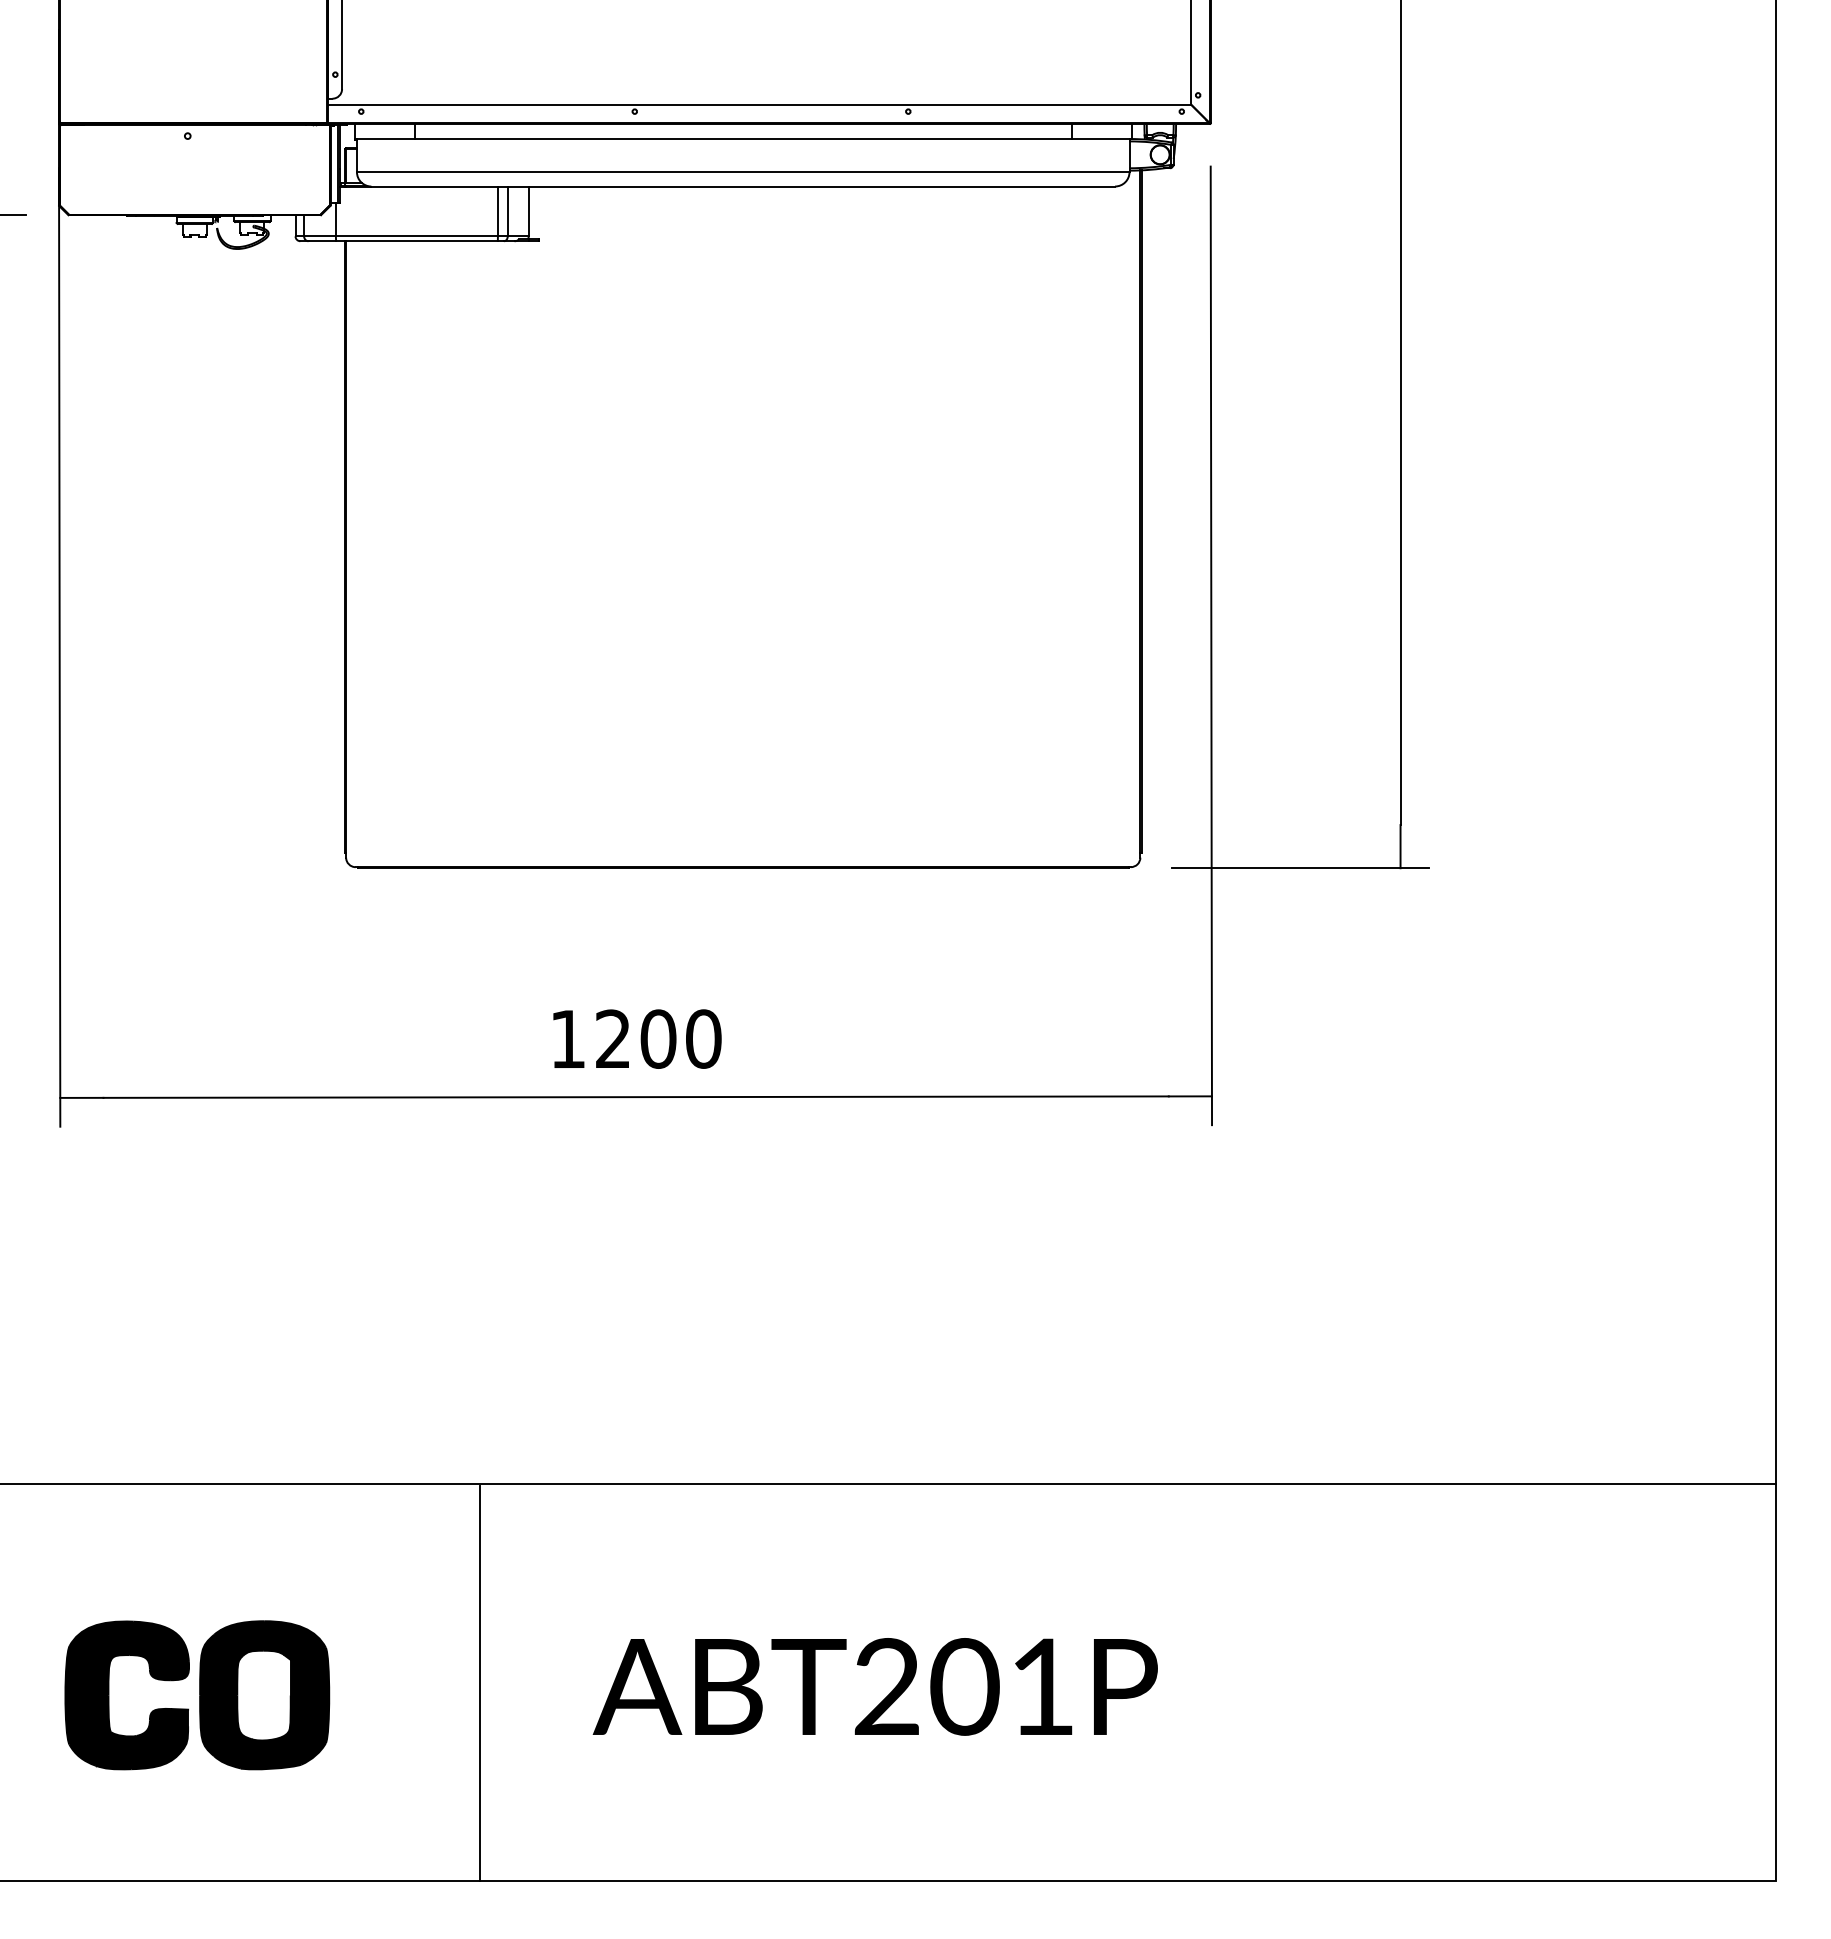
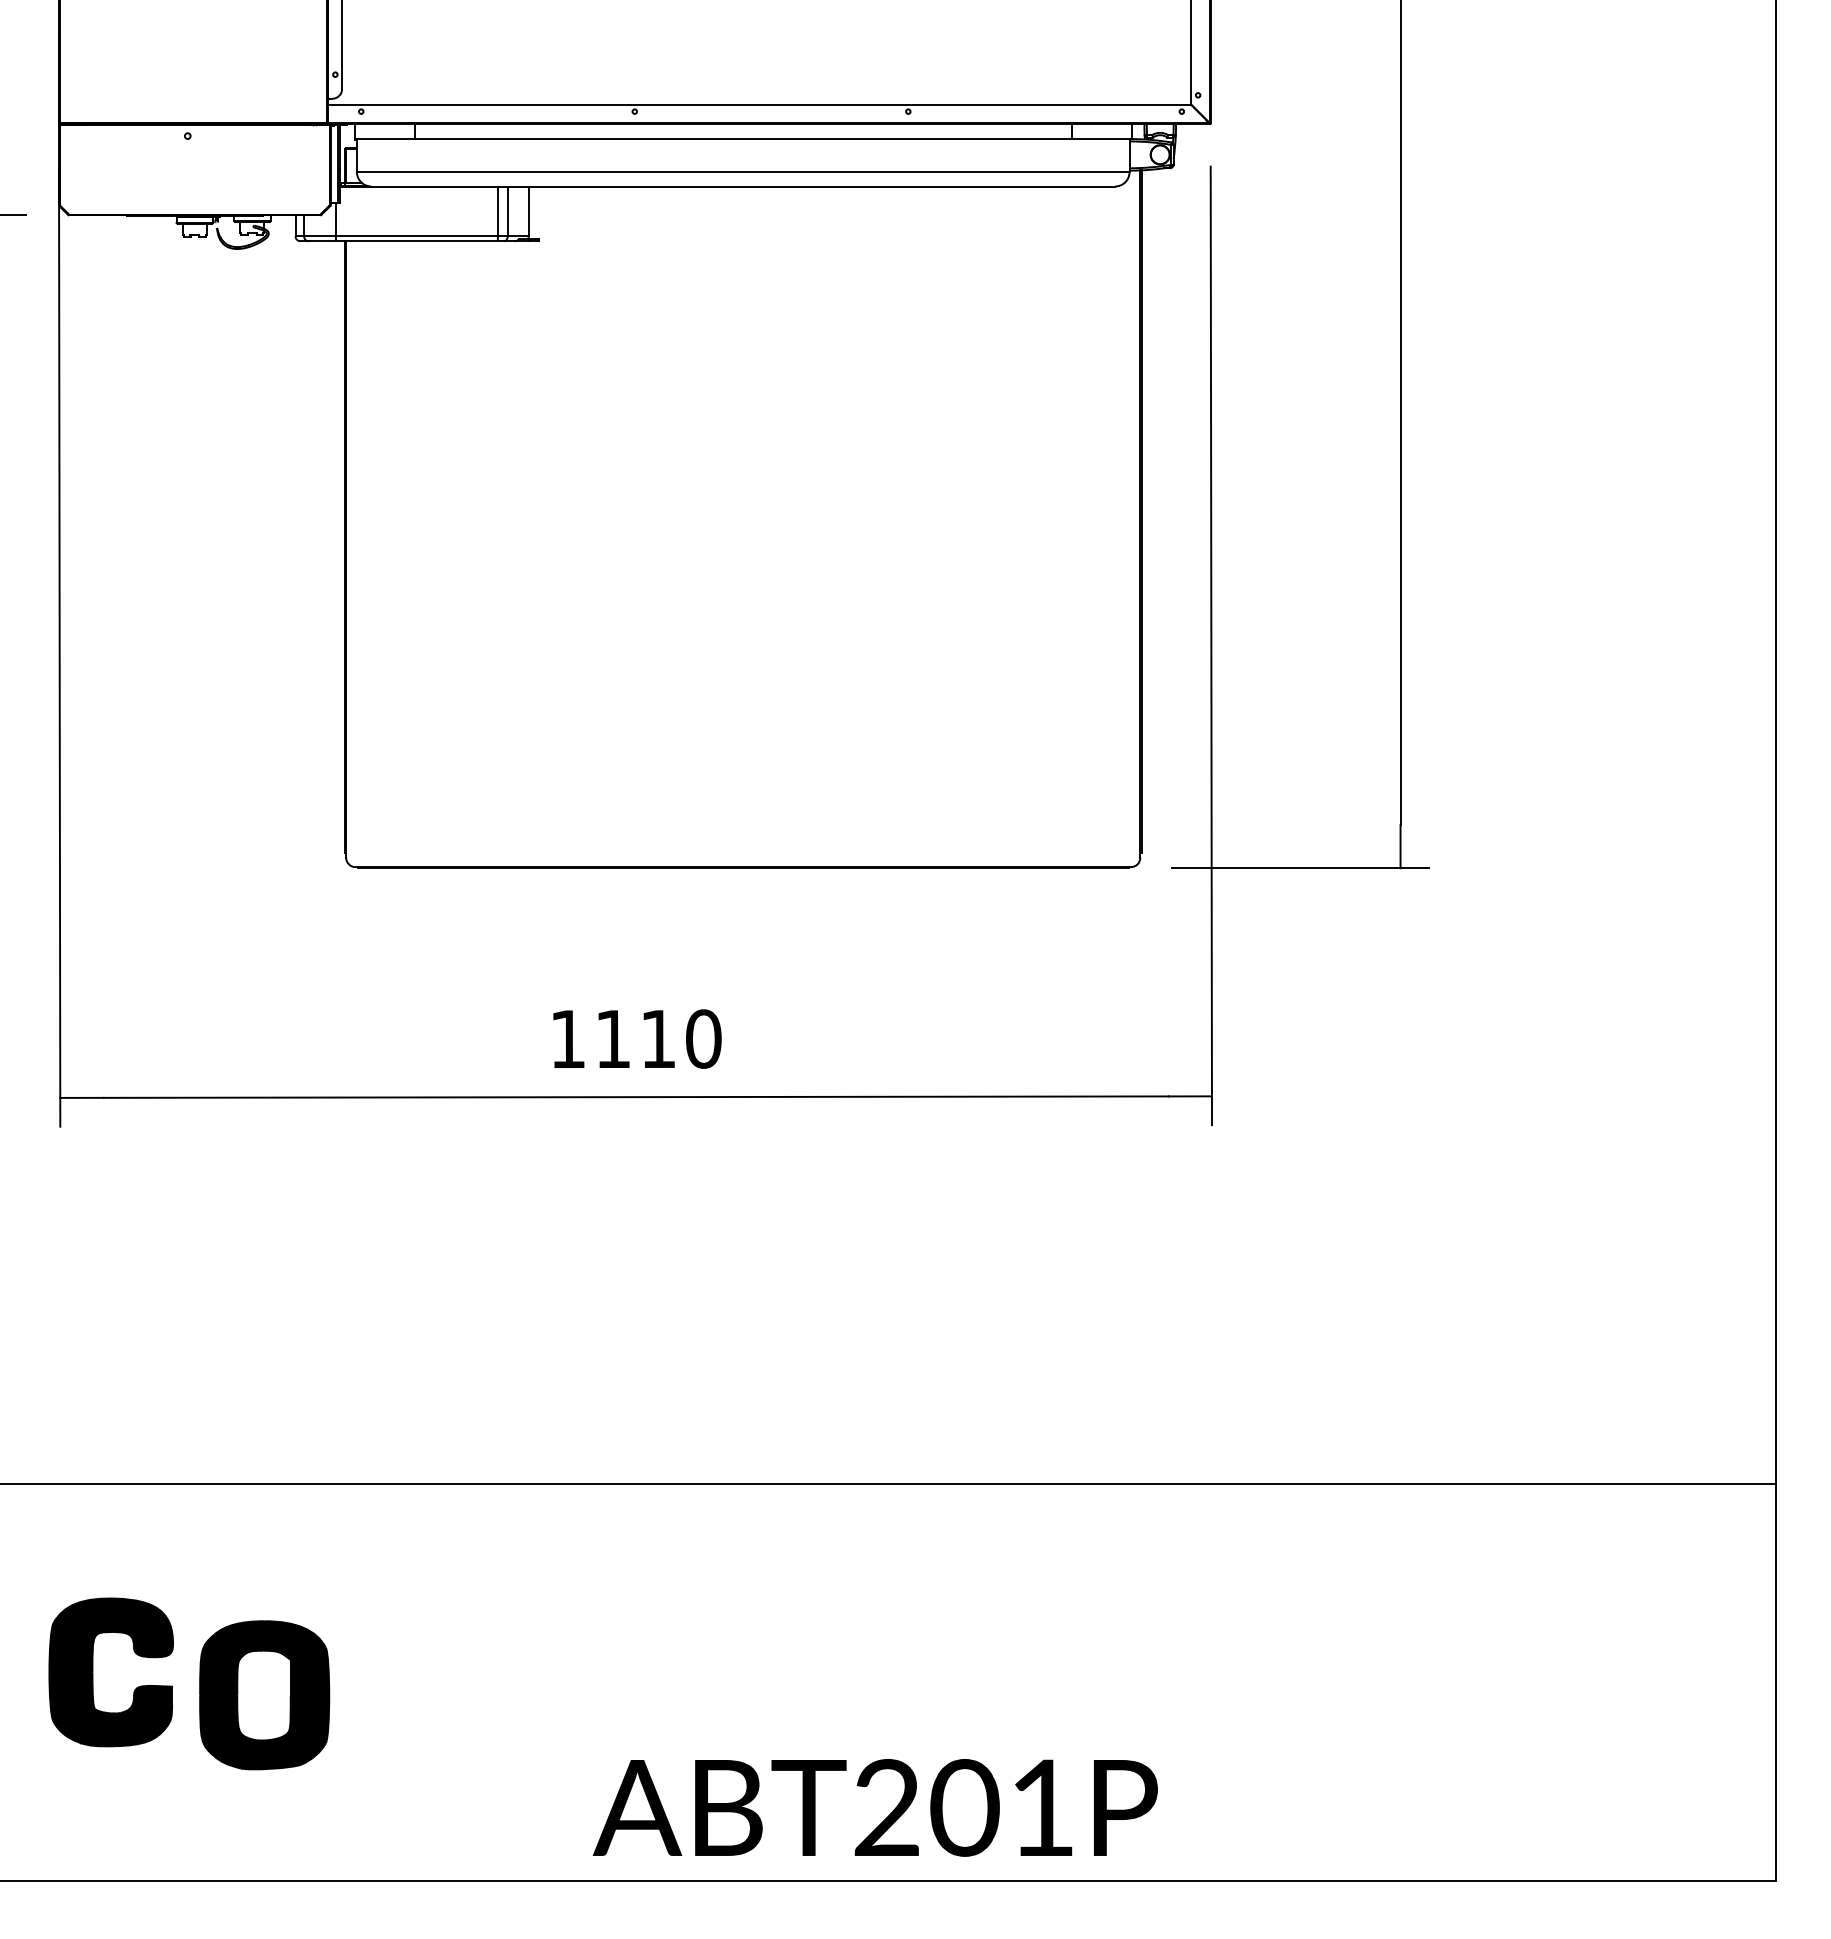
text: 1200 -> 1110 (636, 1038)
line: present -> none (479, 1683)
text position: (874, 1686) -> (874, 1807) (874, 1807)
part position: (109, 1695) -> (93, 1672) (93, 1672)
